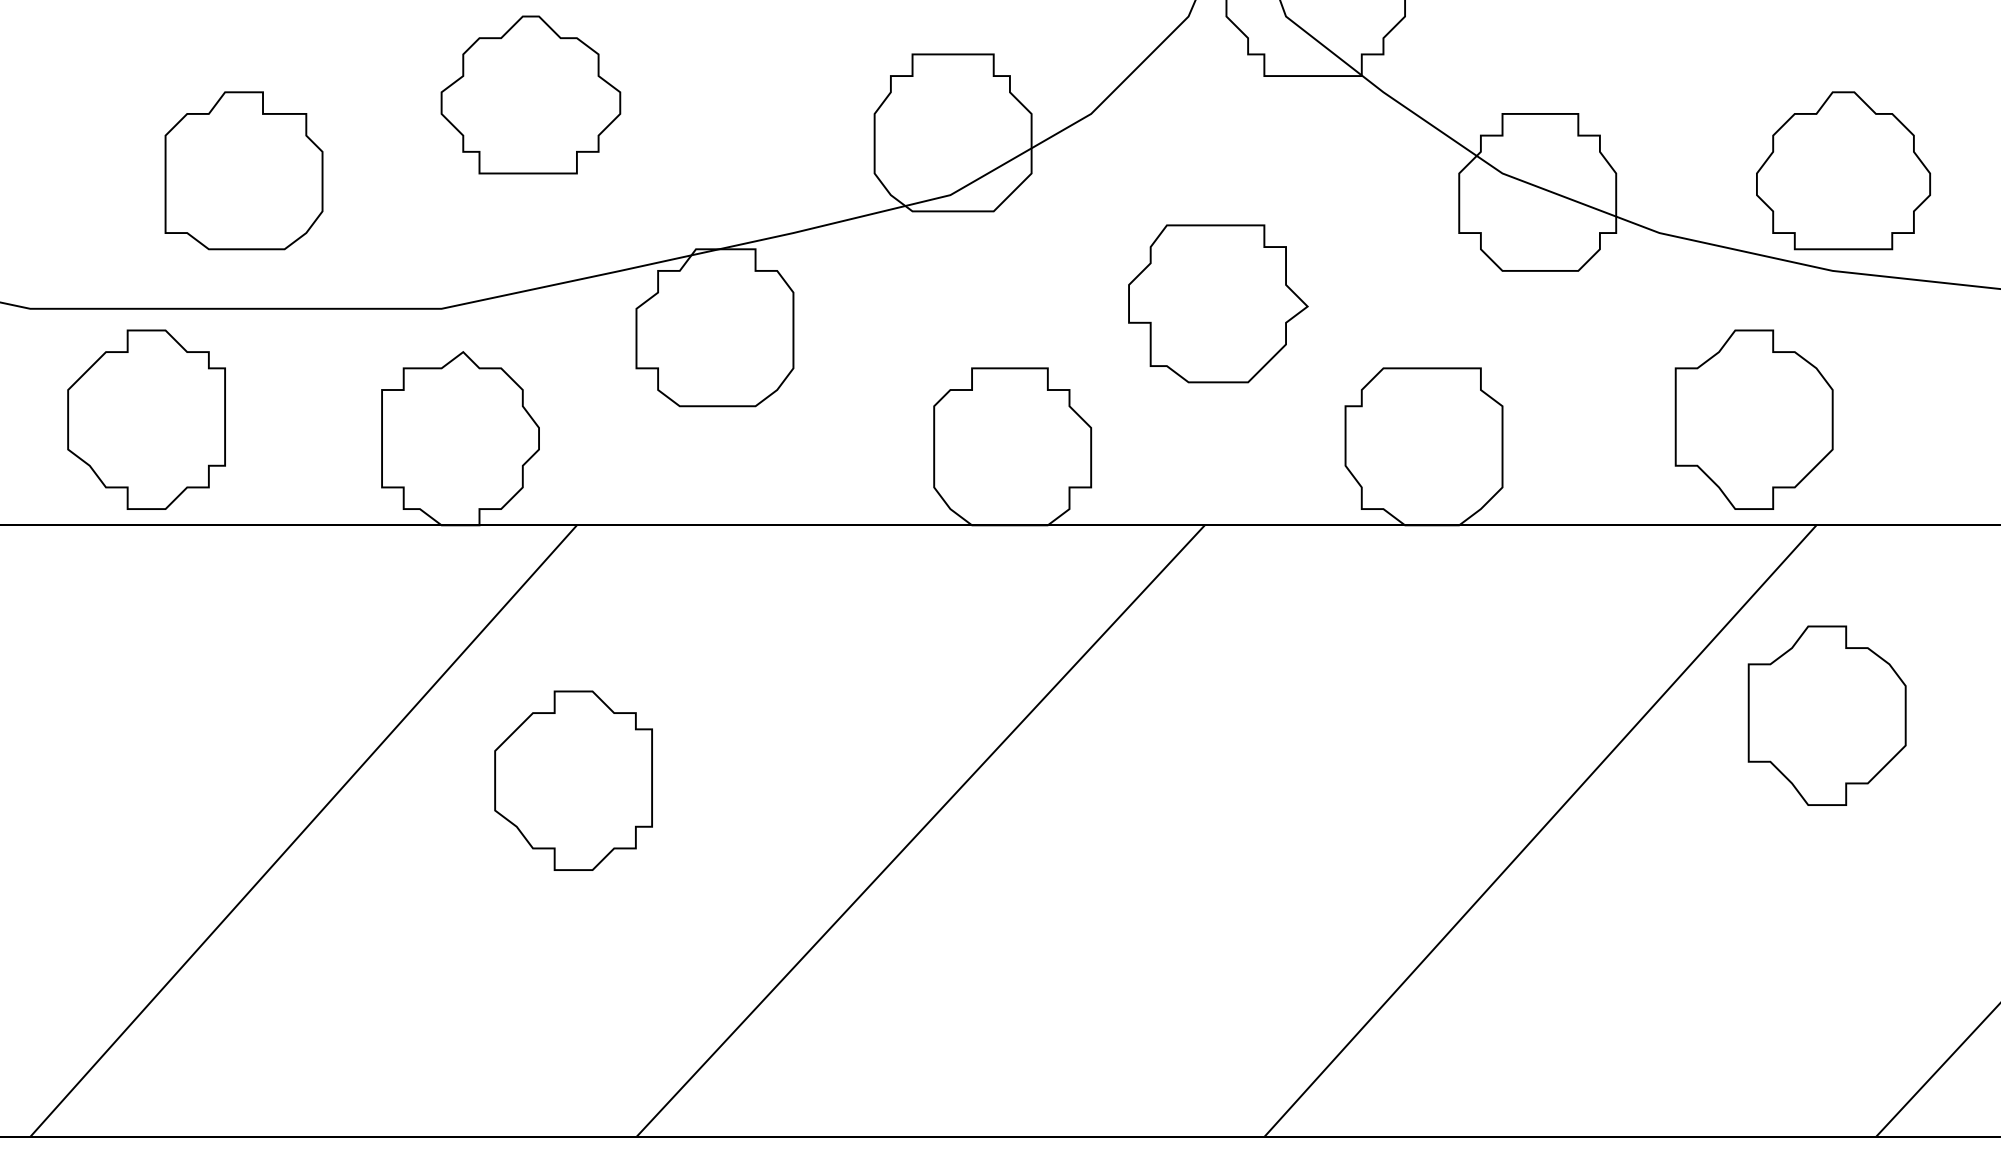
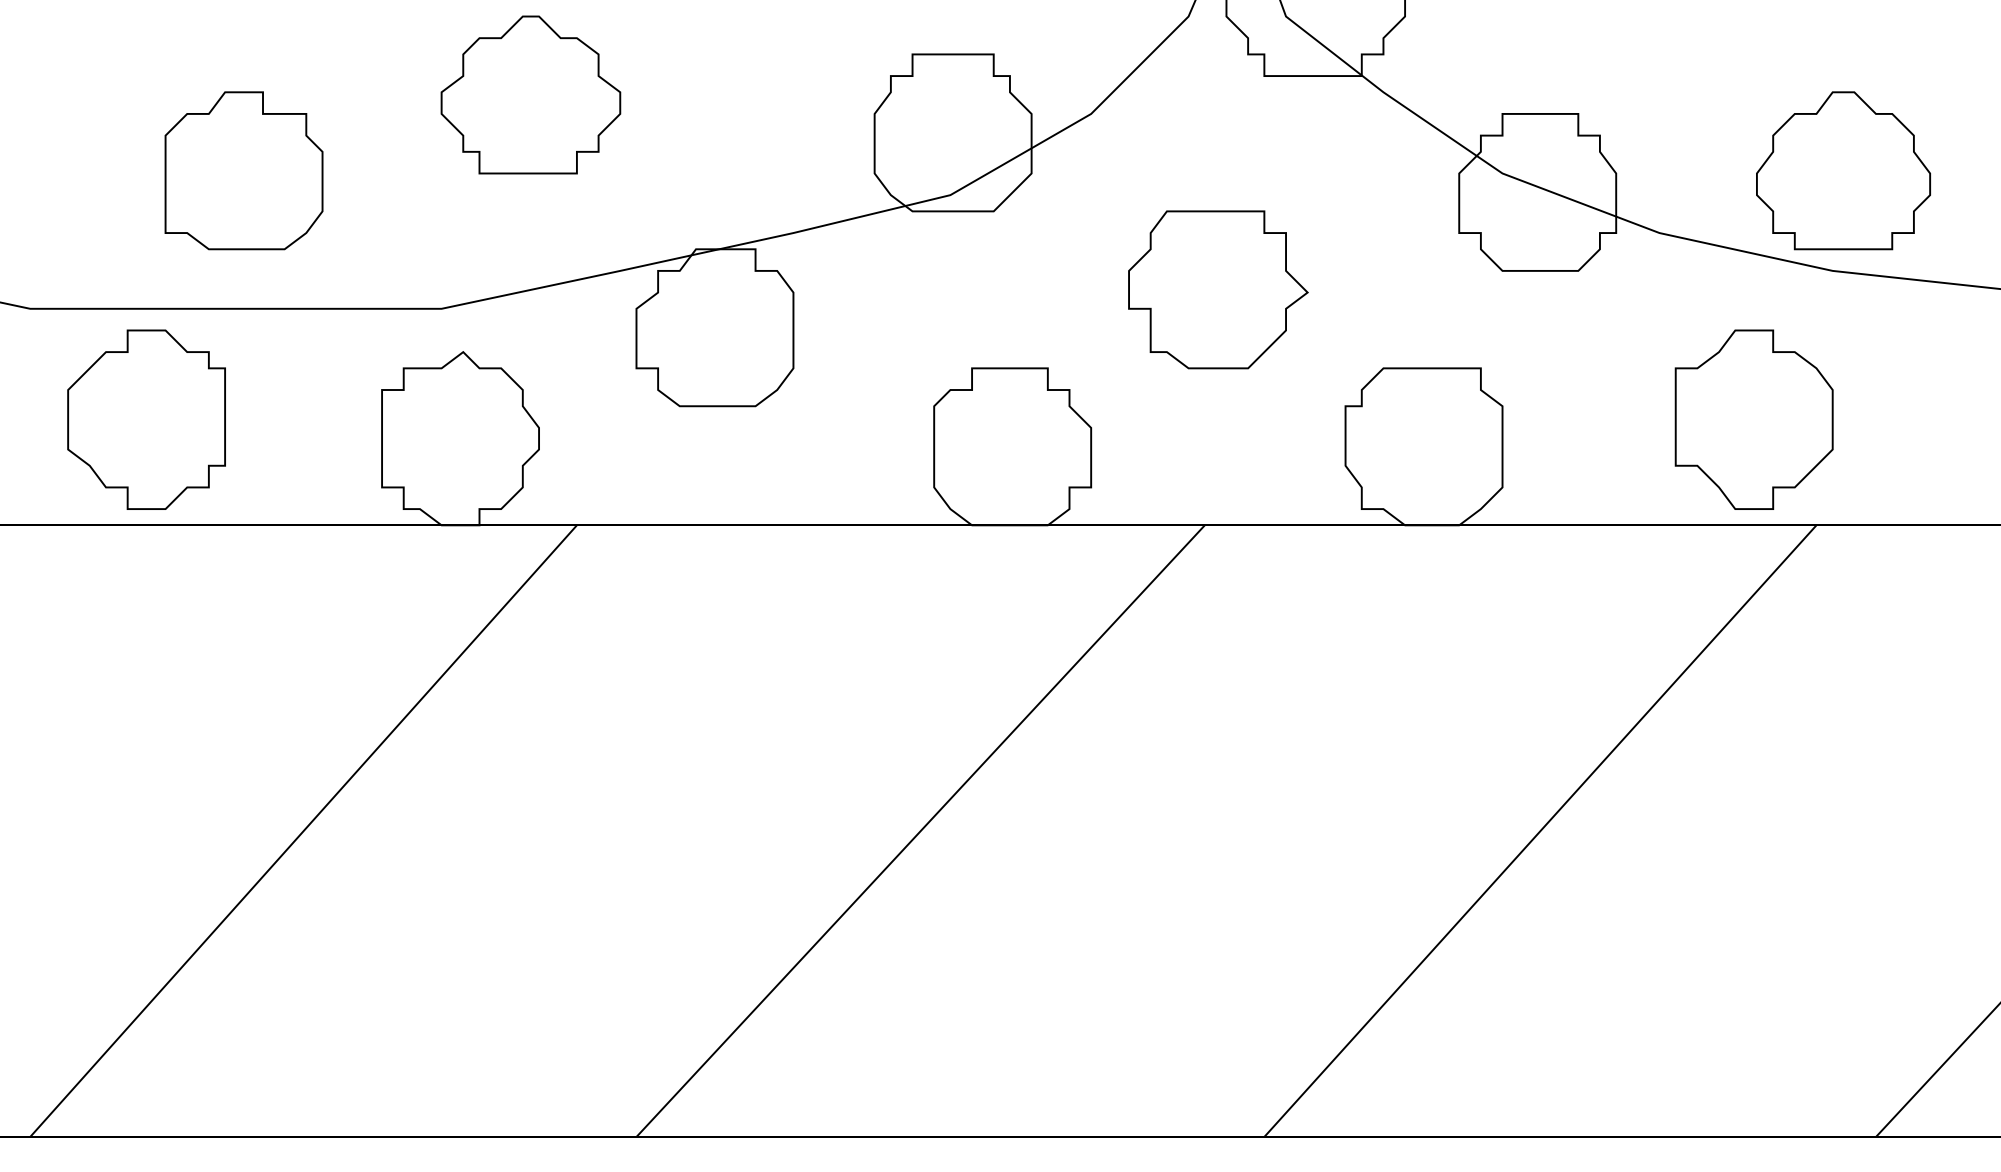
part position: (1218, 303) -> (1218, 289) (1218, 289)
part: present -> none (1826, 715)
part: present -> none (573, 780)
